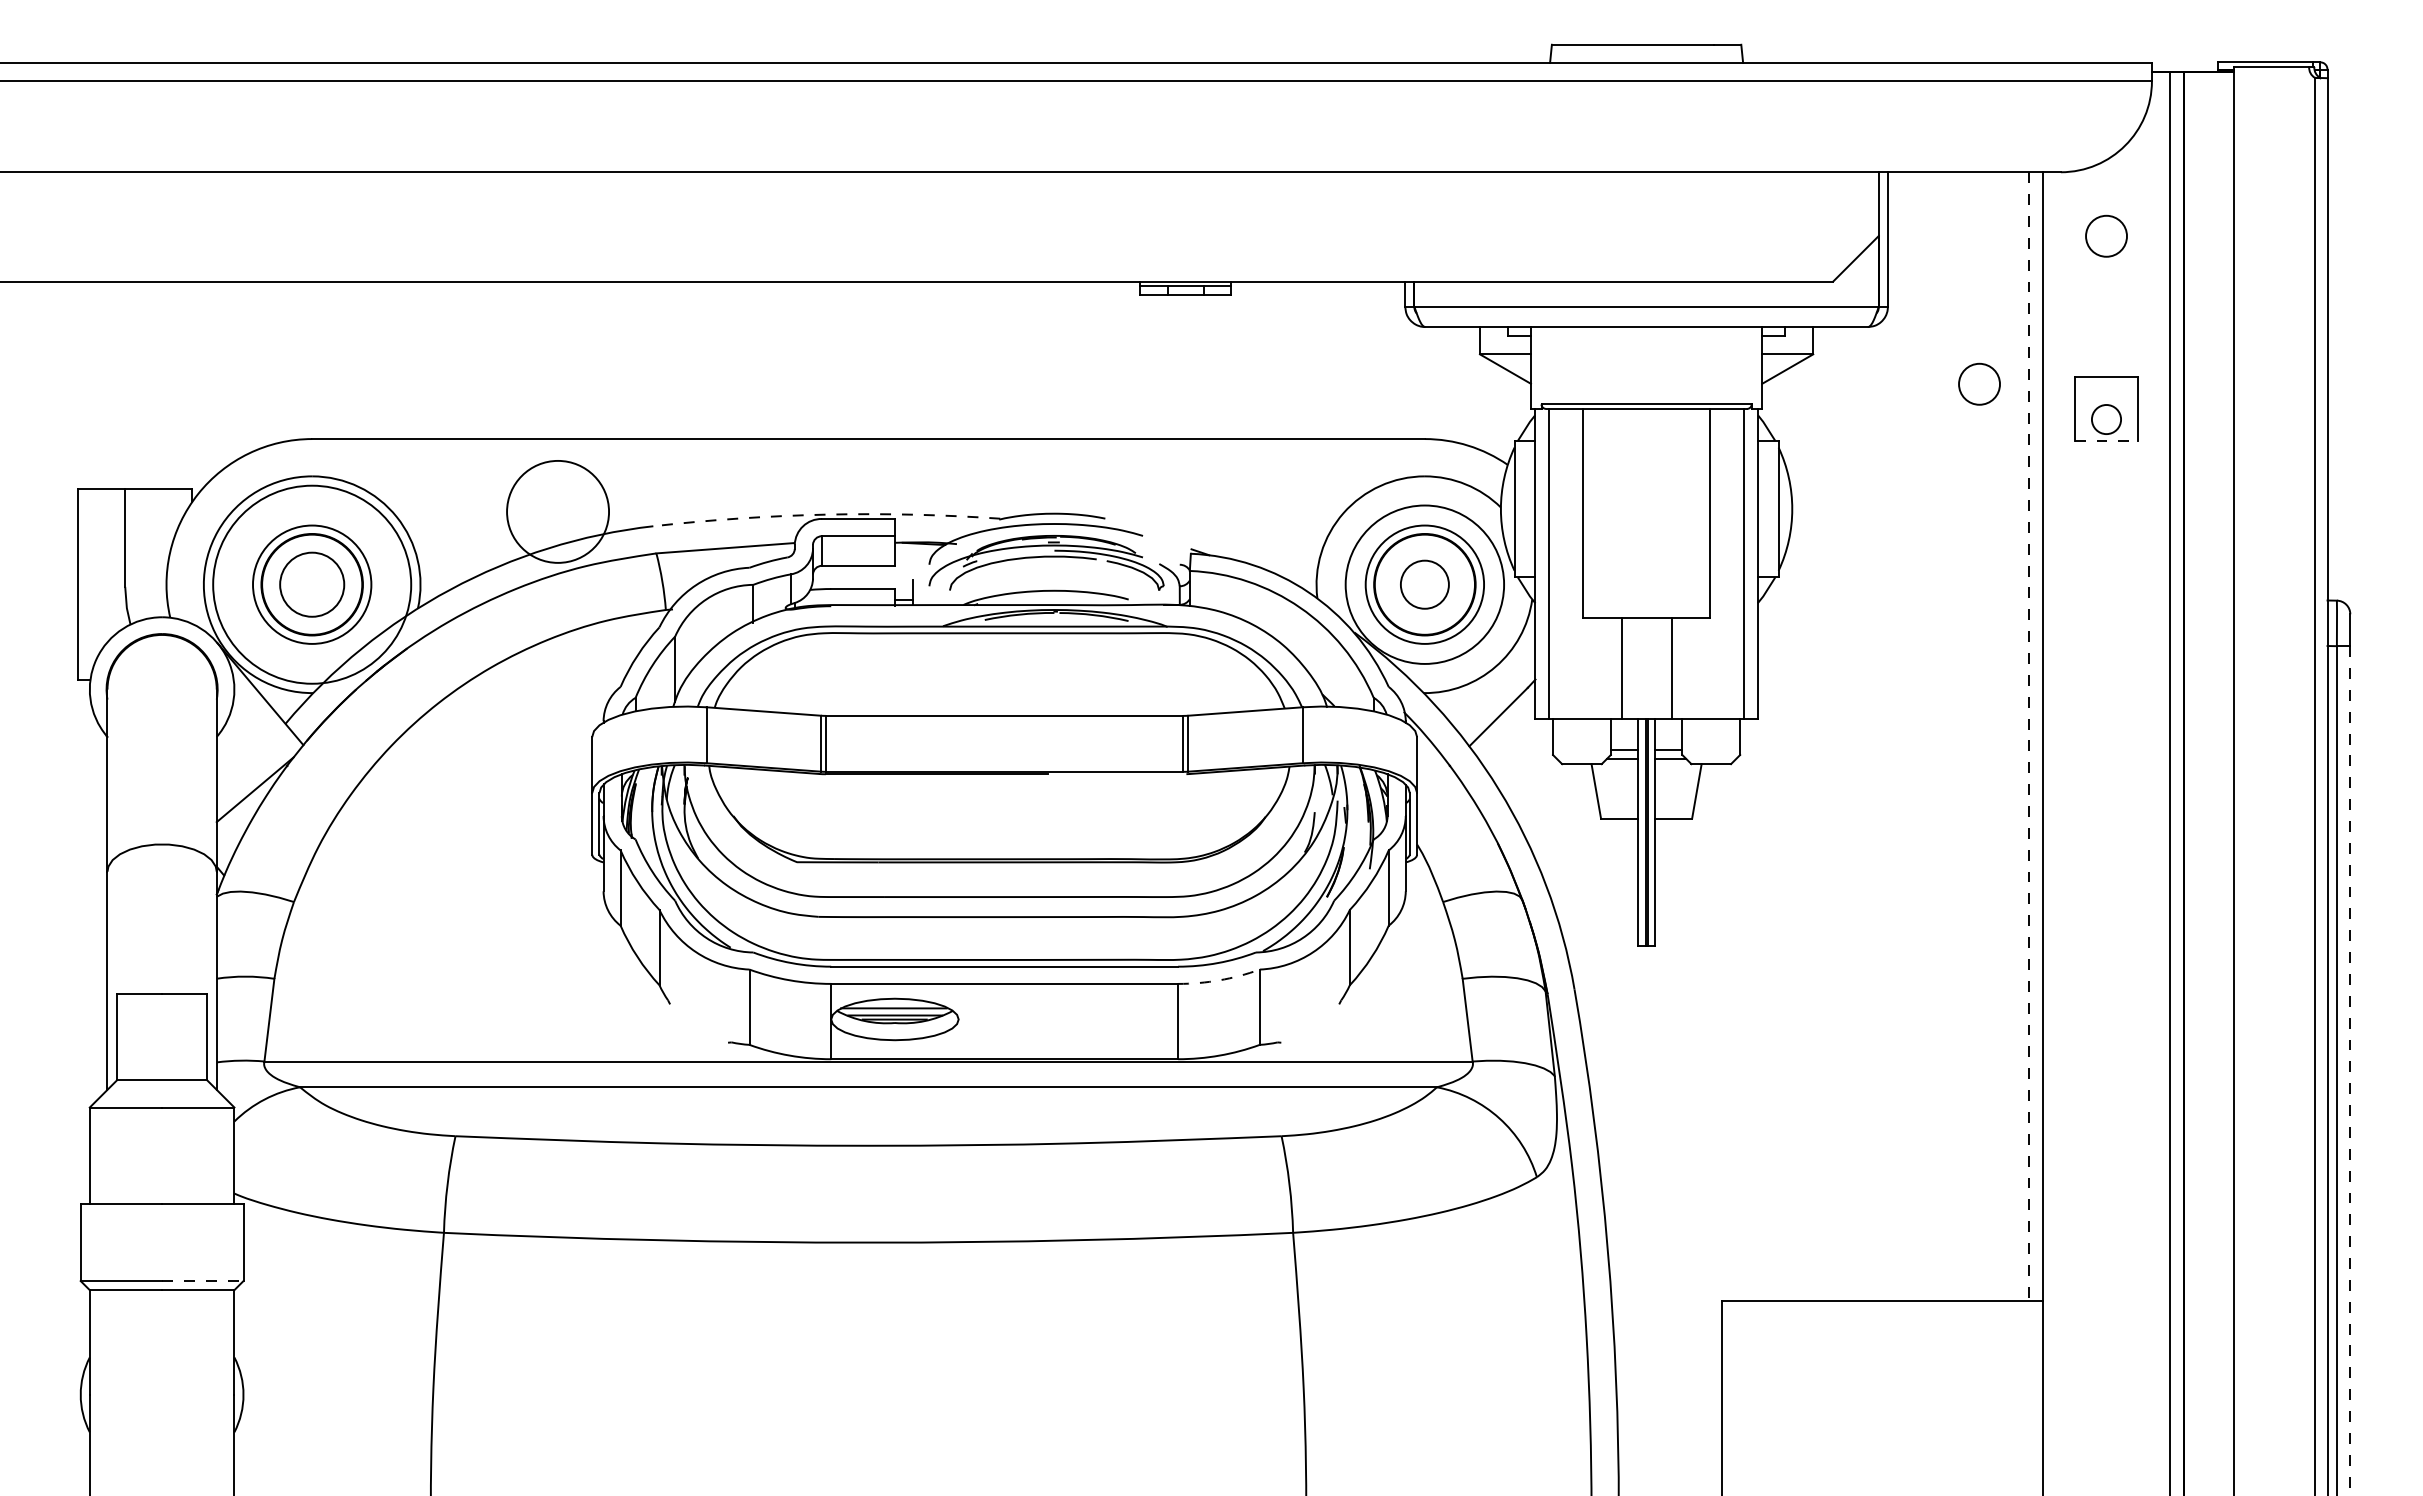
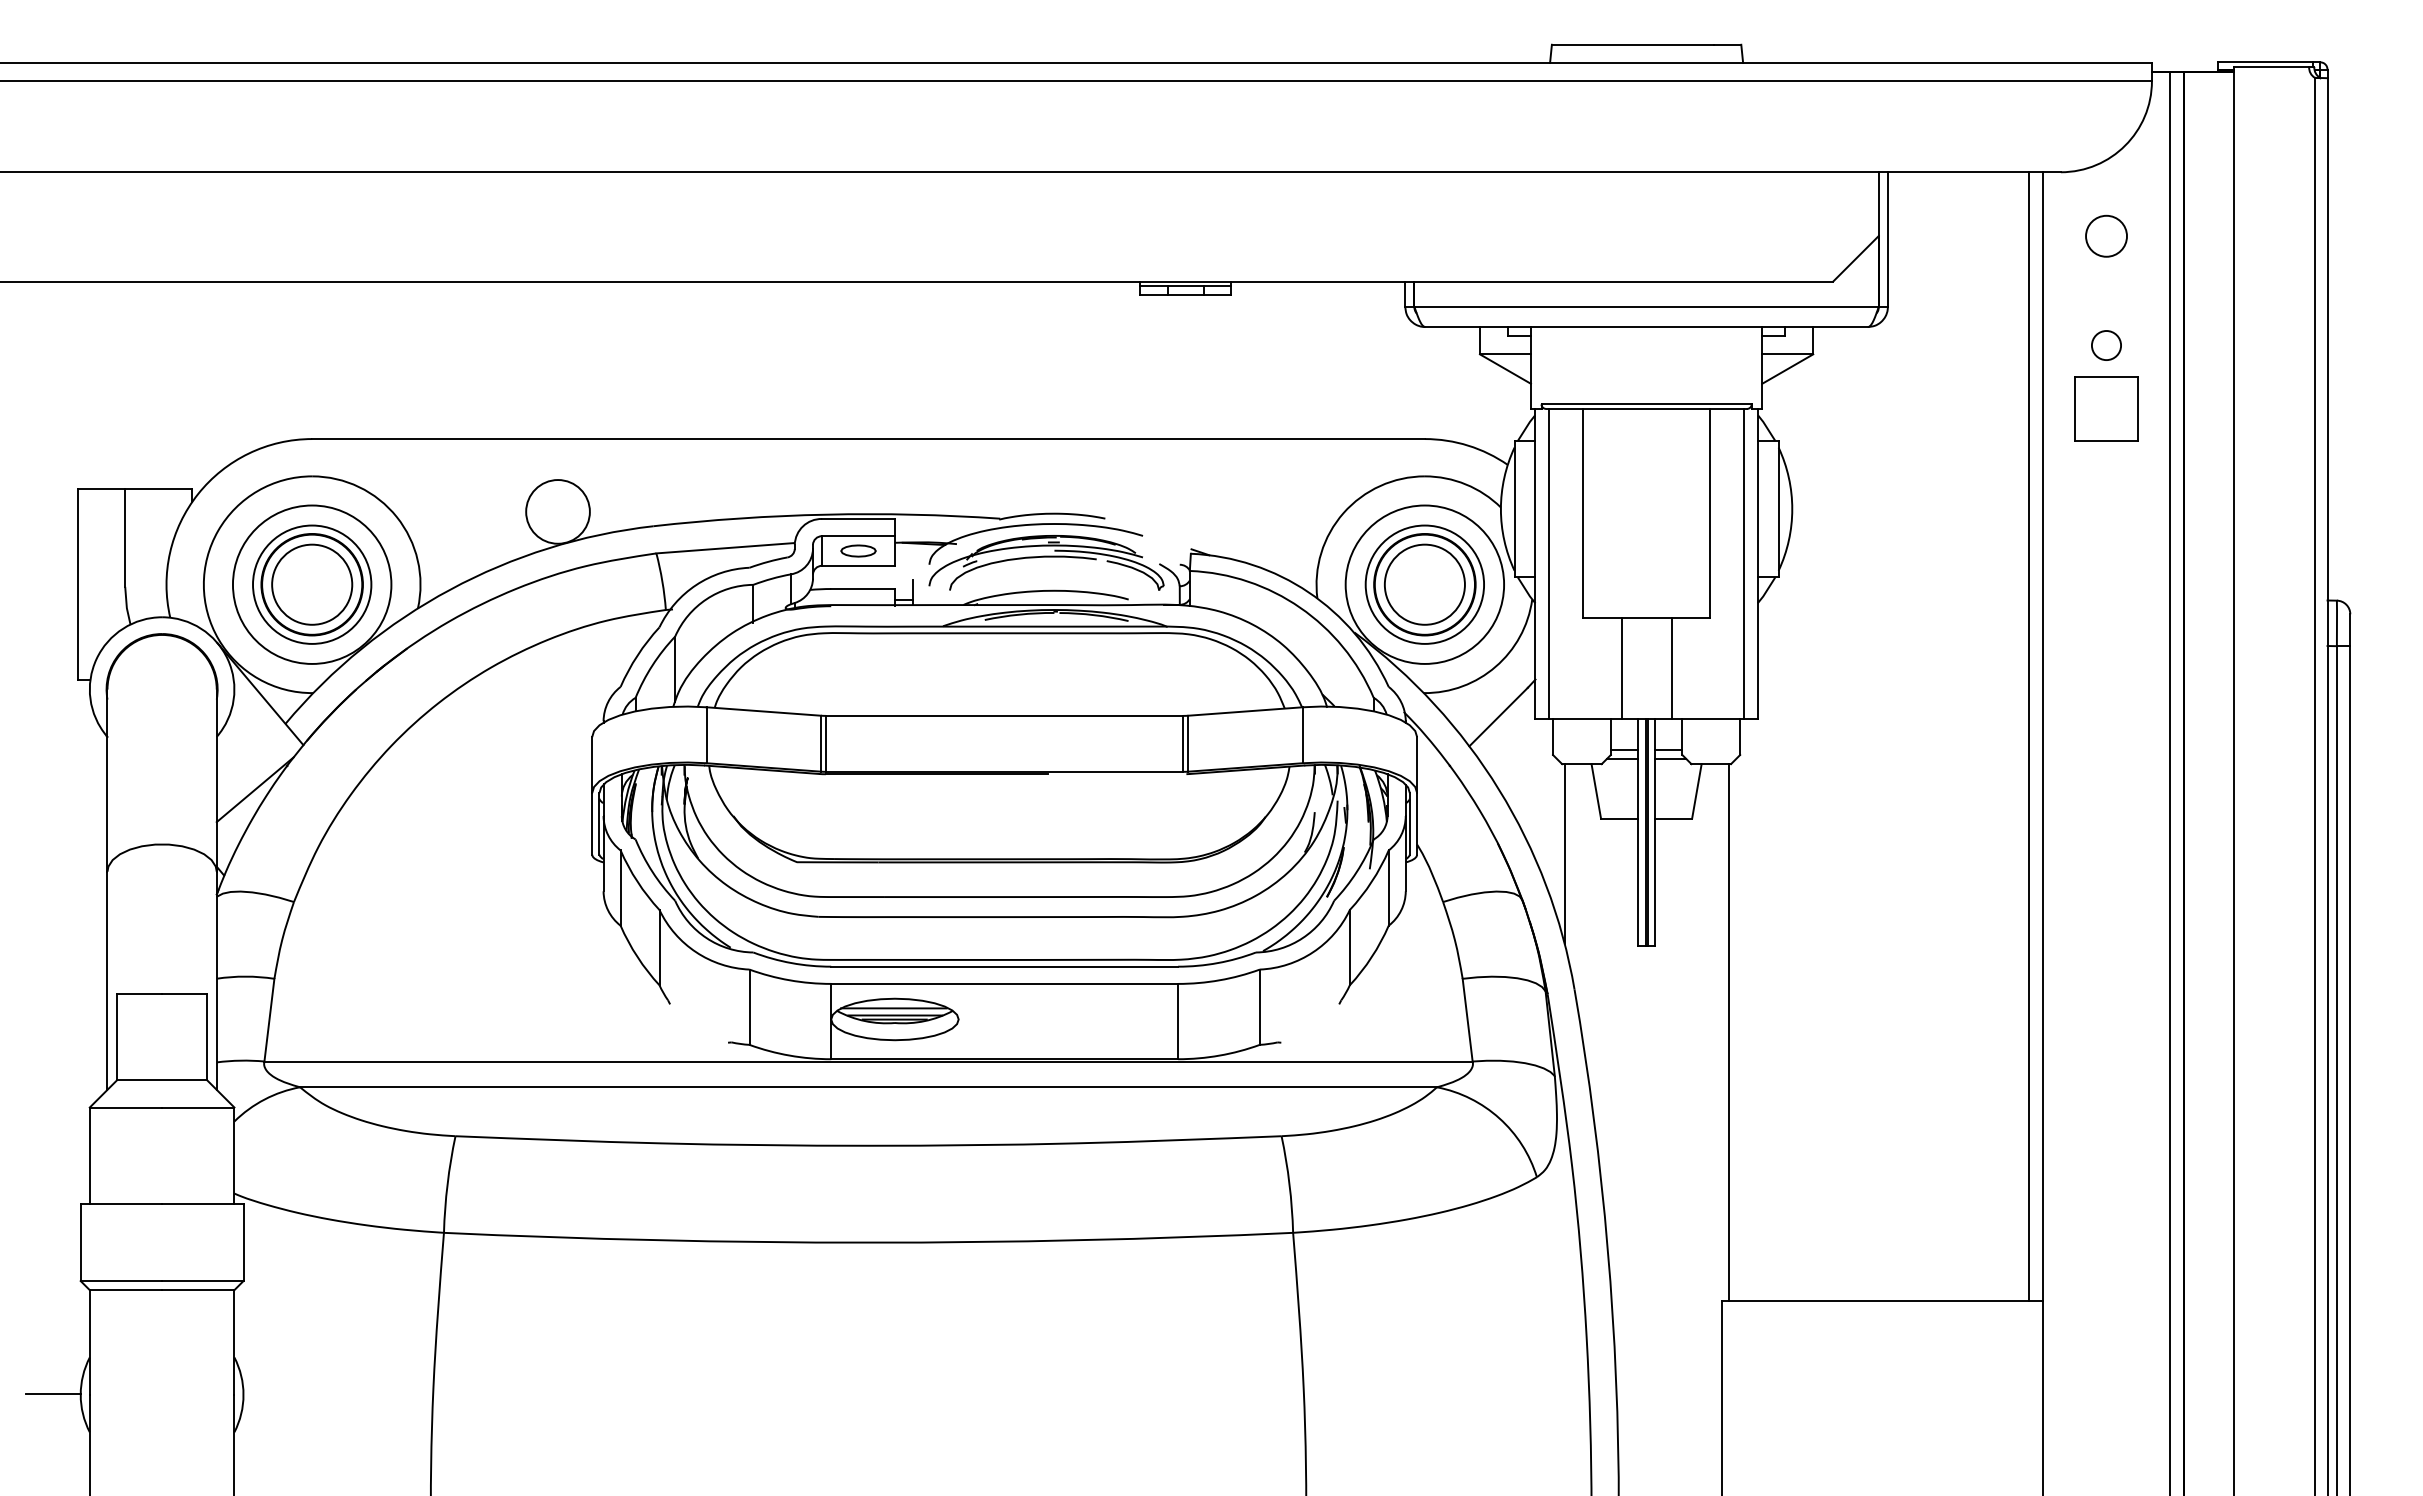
circle: present -> none (1979, 383)
circle position: (2106, 419) -> (2106, 345) (2106, 345)
line: dashed -> solid (2106, 441)
circle diameter: 102 px -> 64 px (557, 511)
arc: dashed -> solid (826, 514)
part: none -> present (858, 550)
circle diameter: 198 px -> 158 px (311, 584)
circle diameter: 64 px -> 80 px (312, 584)
circle diameter: 48 px -> 80 px (1424, 584)
line: dashed -> solid (2029, 736)
line: none -> present (1564, 853)
arc: dashed -> solid (1219, 980)
line: none -> present (1728, 1032)
line: dashed -> solid (2350, 1071)
line: dashed -> solid (202, 1281)
line: none -> present (52, 1394)
